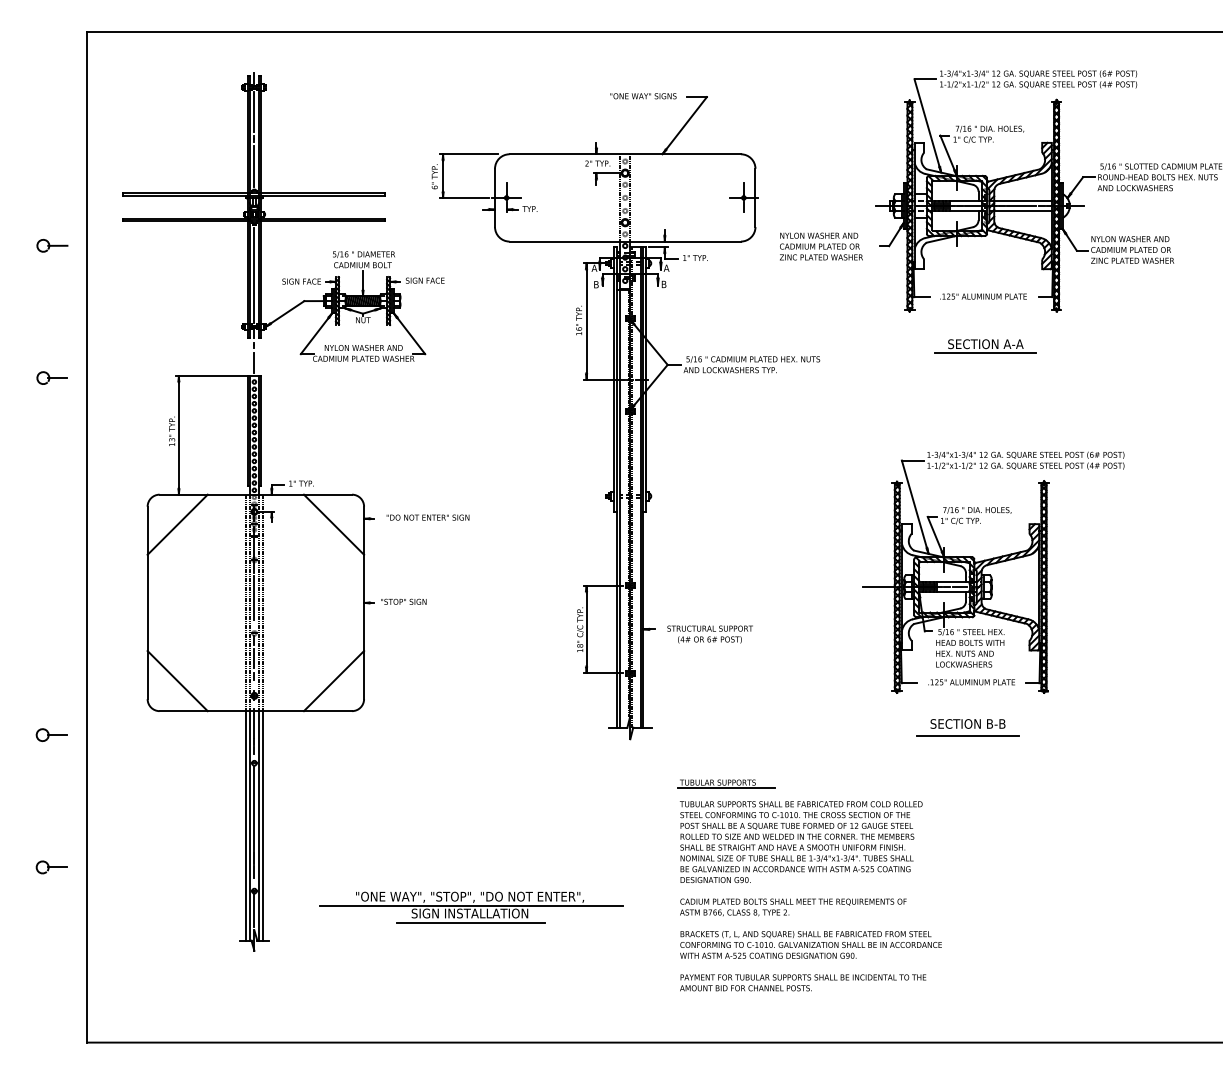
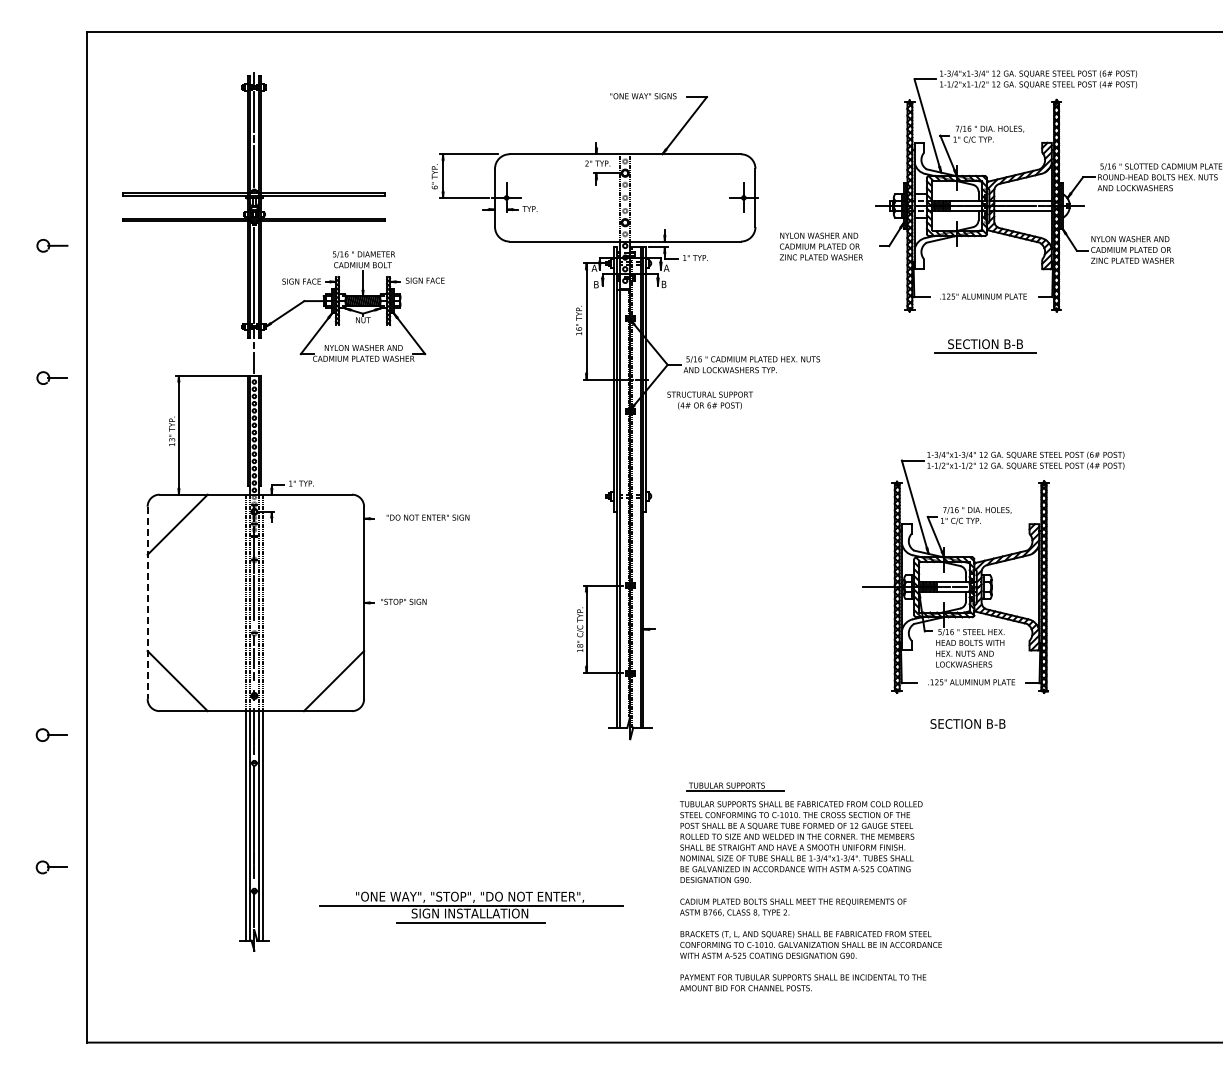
text: SECTION A-A -> SECTION B-B (1013, 343)
line: present -> none (333, 524)
line: solid -> dashed (147, 603)
text position: (709, 634) -> (709, 400) (709, 400)
line: present -> none (967, 736)
part position: (726, 783) -> (735, 786) (735, 786)
